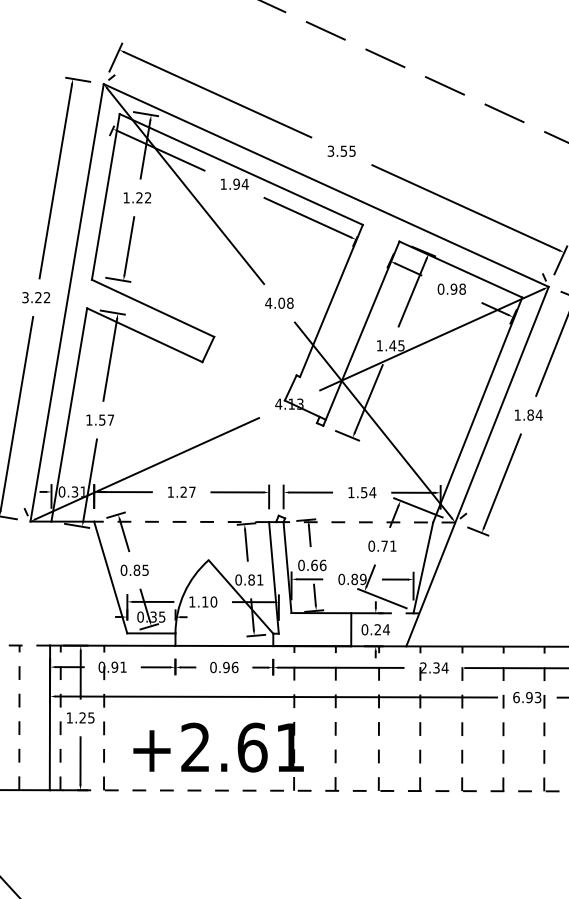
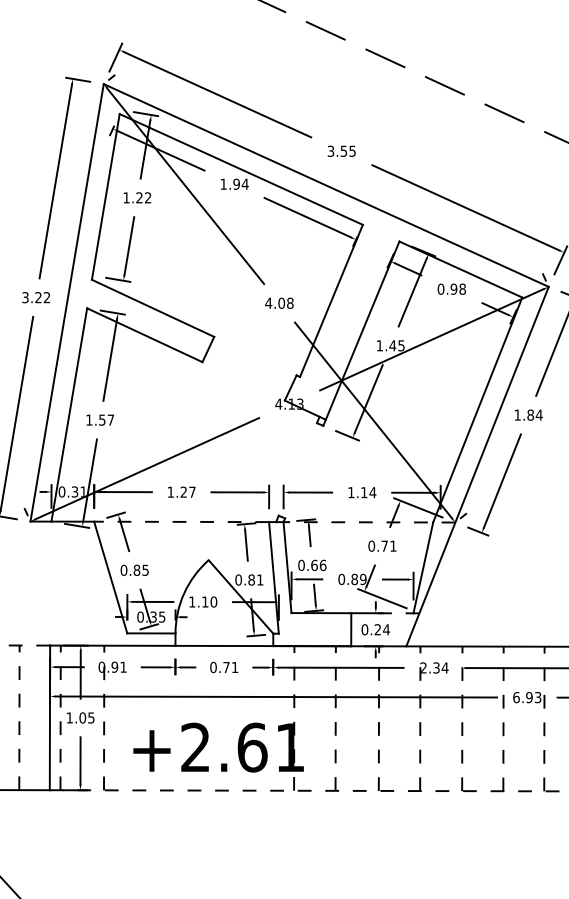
text: 1.54 -> 1.14 (364, 492)
text: 0.96 -> 0.71 (230, 667)
text: 1.25 -> 1.05 (82, 717)
